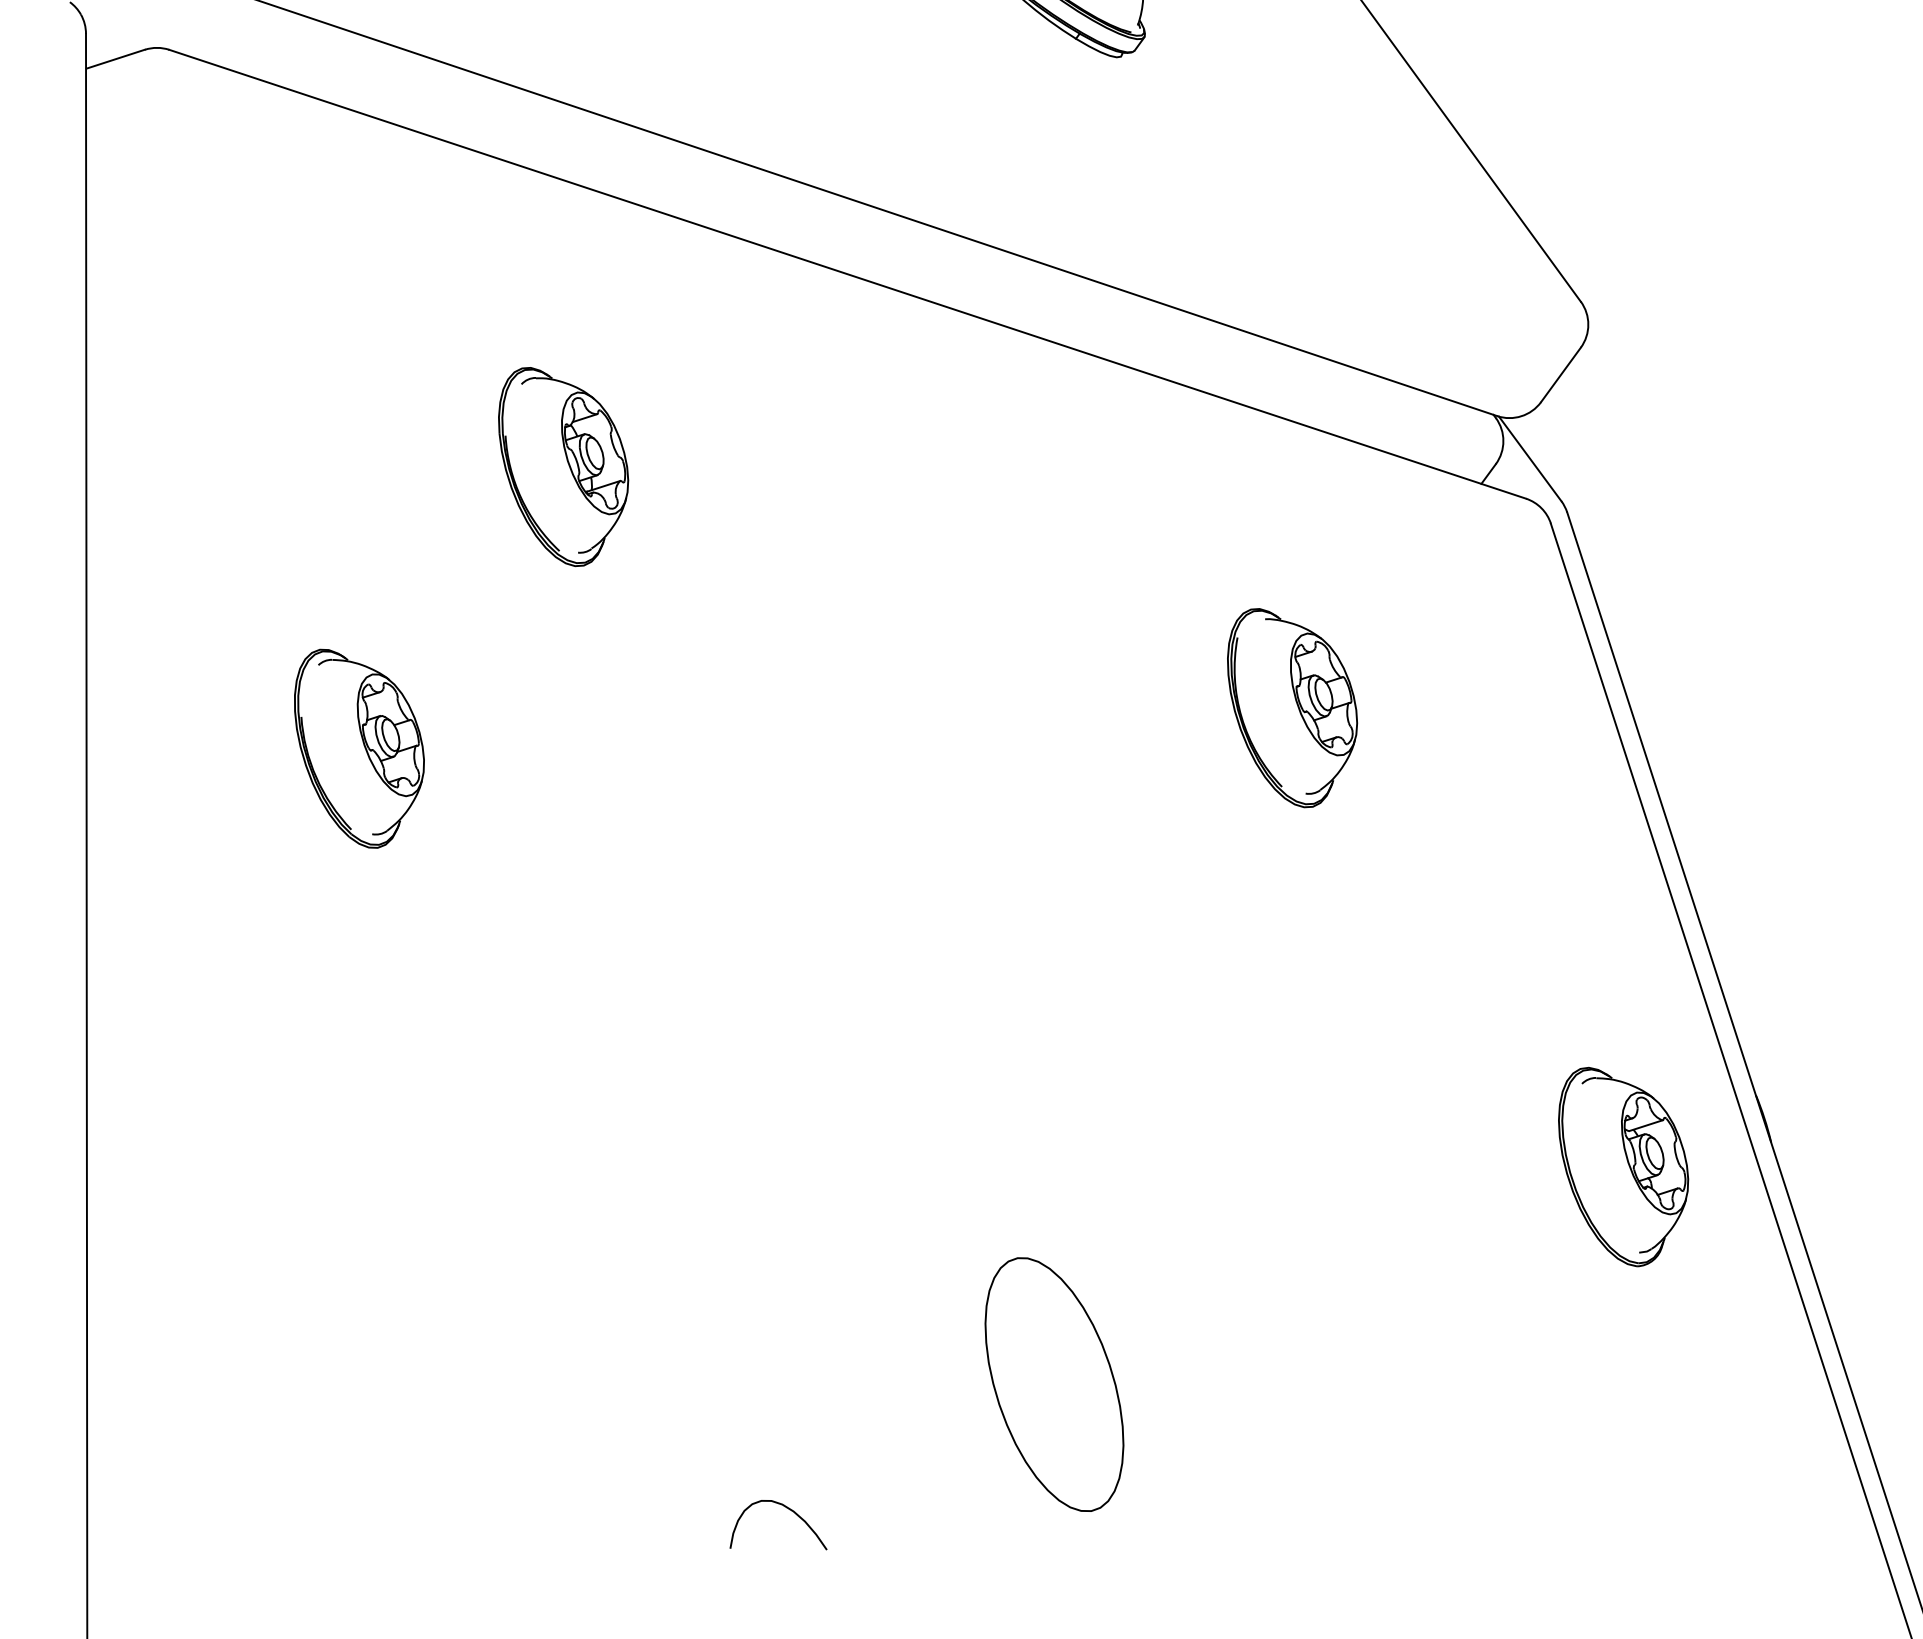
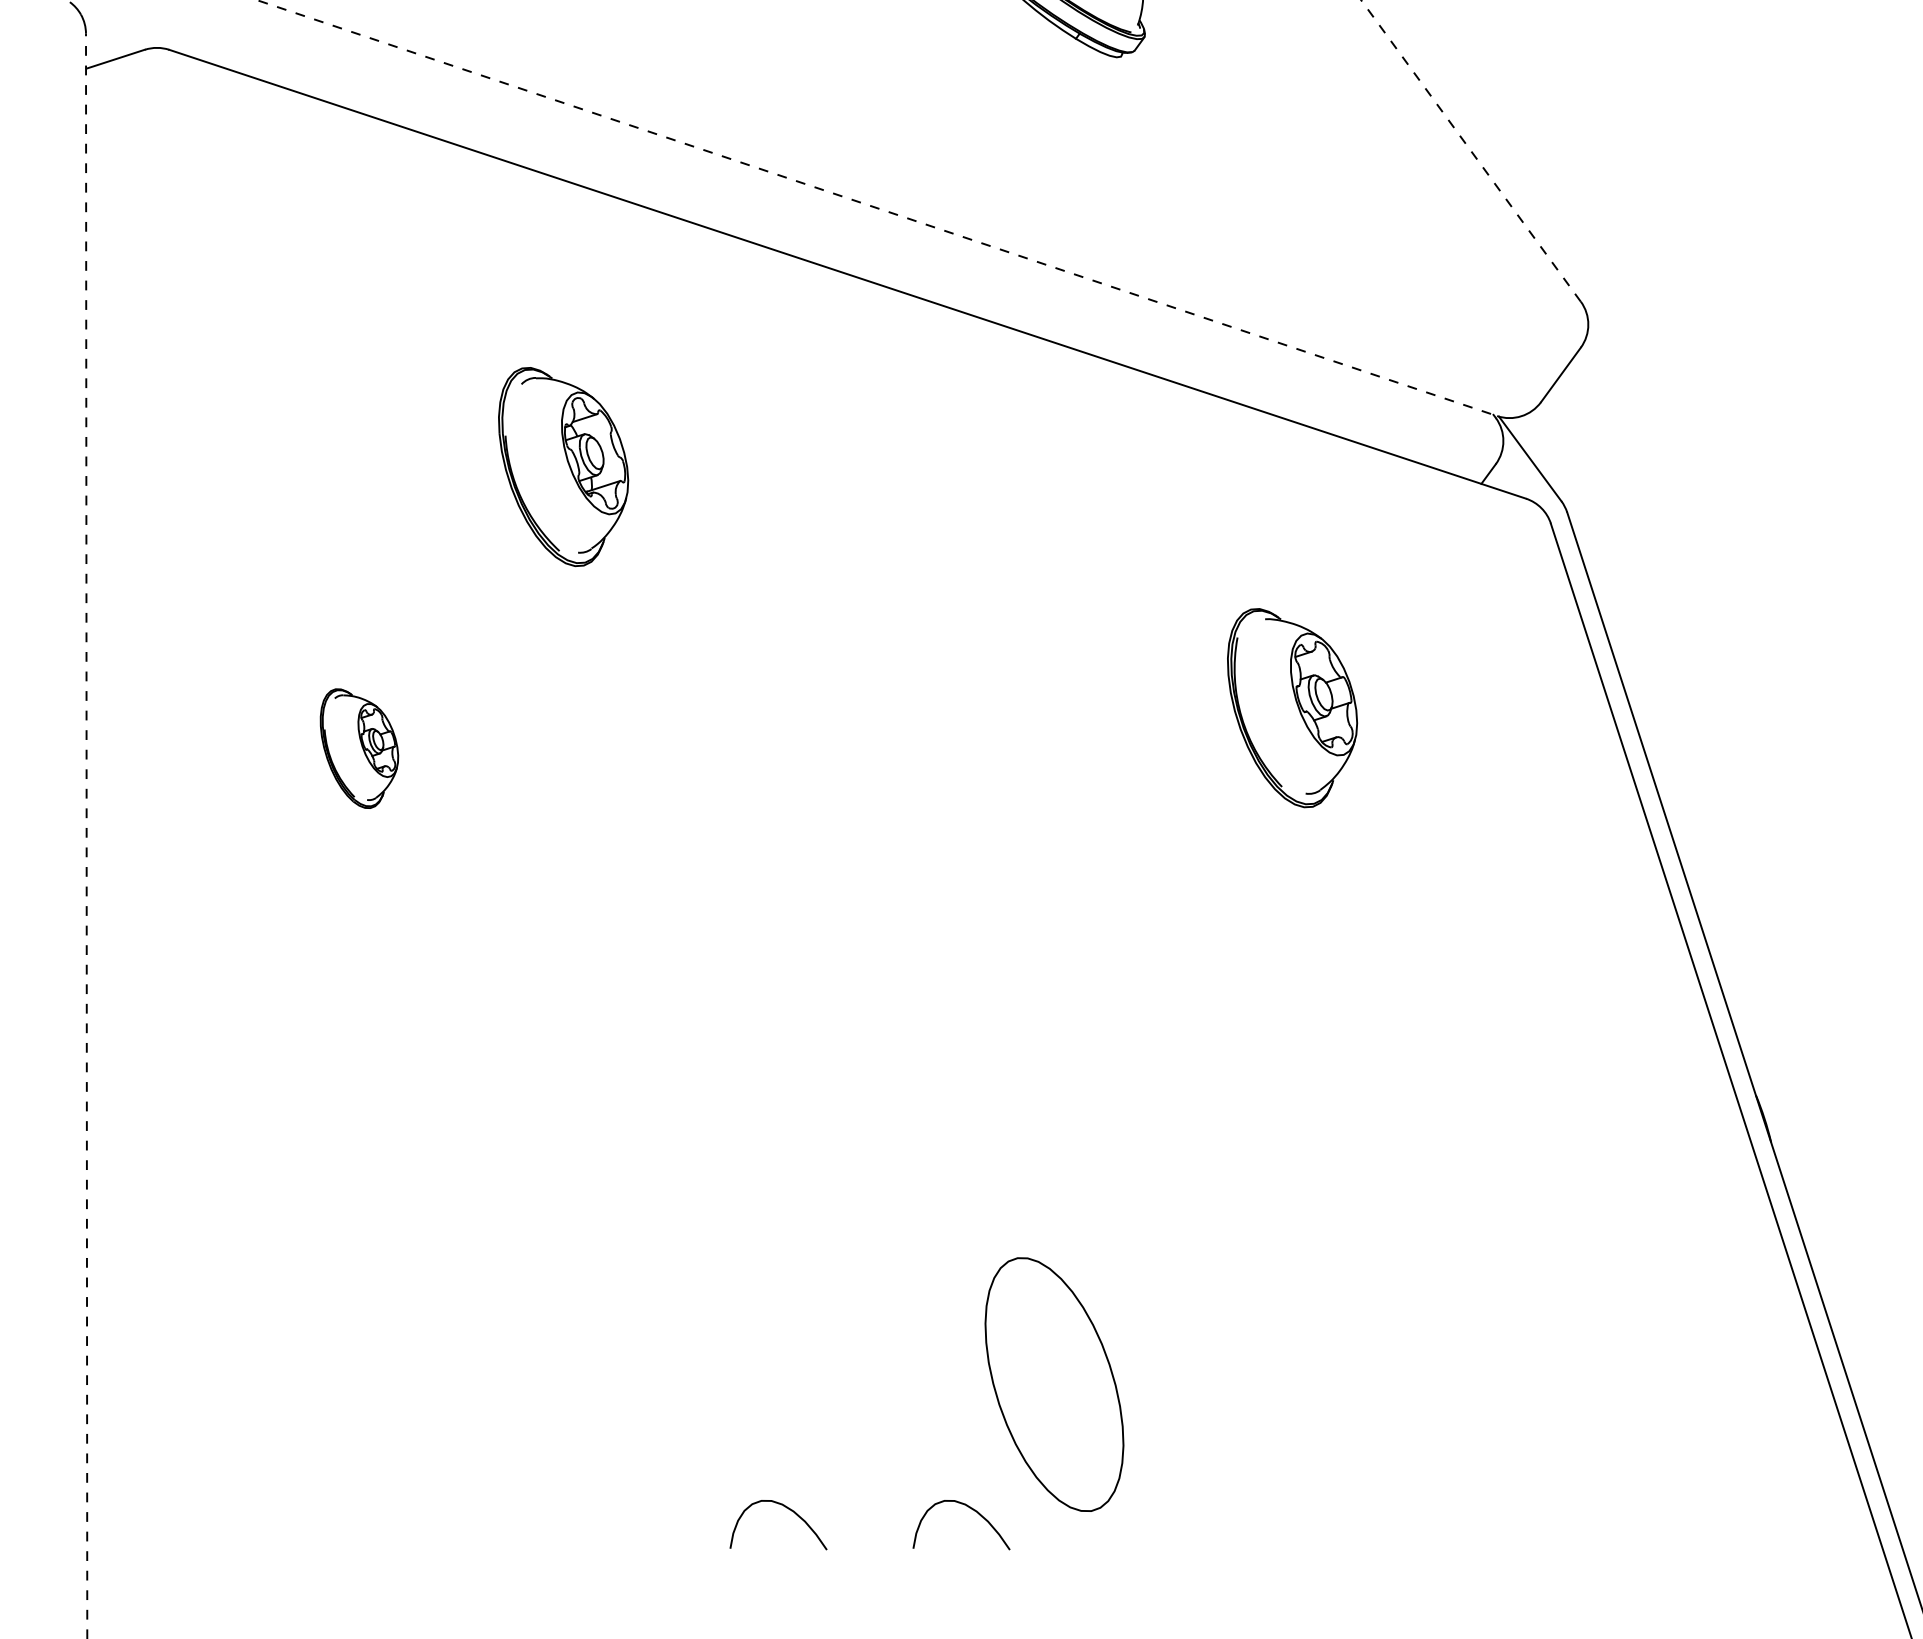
line: solid -> dashed (1470, 150)
line: solid -> dashed (877, 208)
part size: 131x201 px -> 81x121 px (359, 748)
line: solid -> dashed (86, 835)
part: present -> none (1623, 1166)
curve: none -> present (972, 1510)
